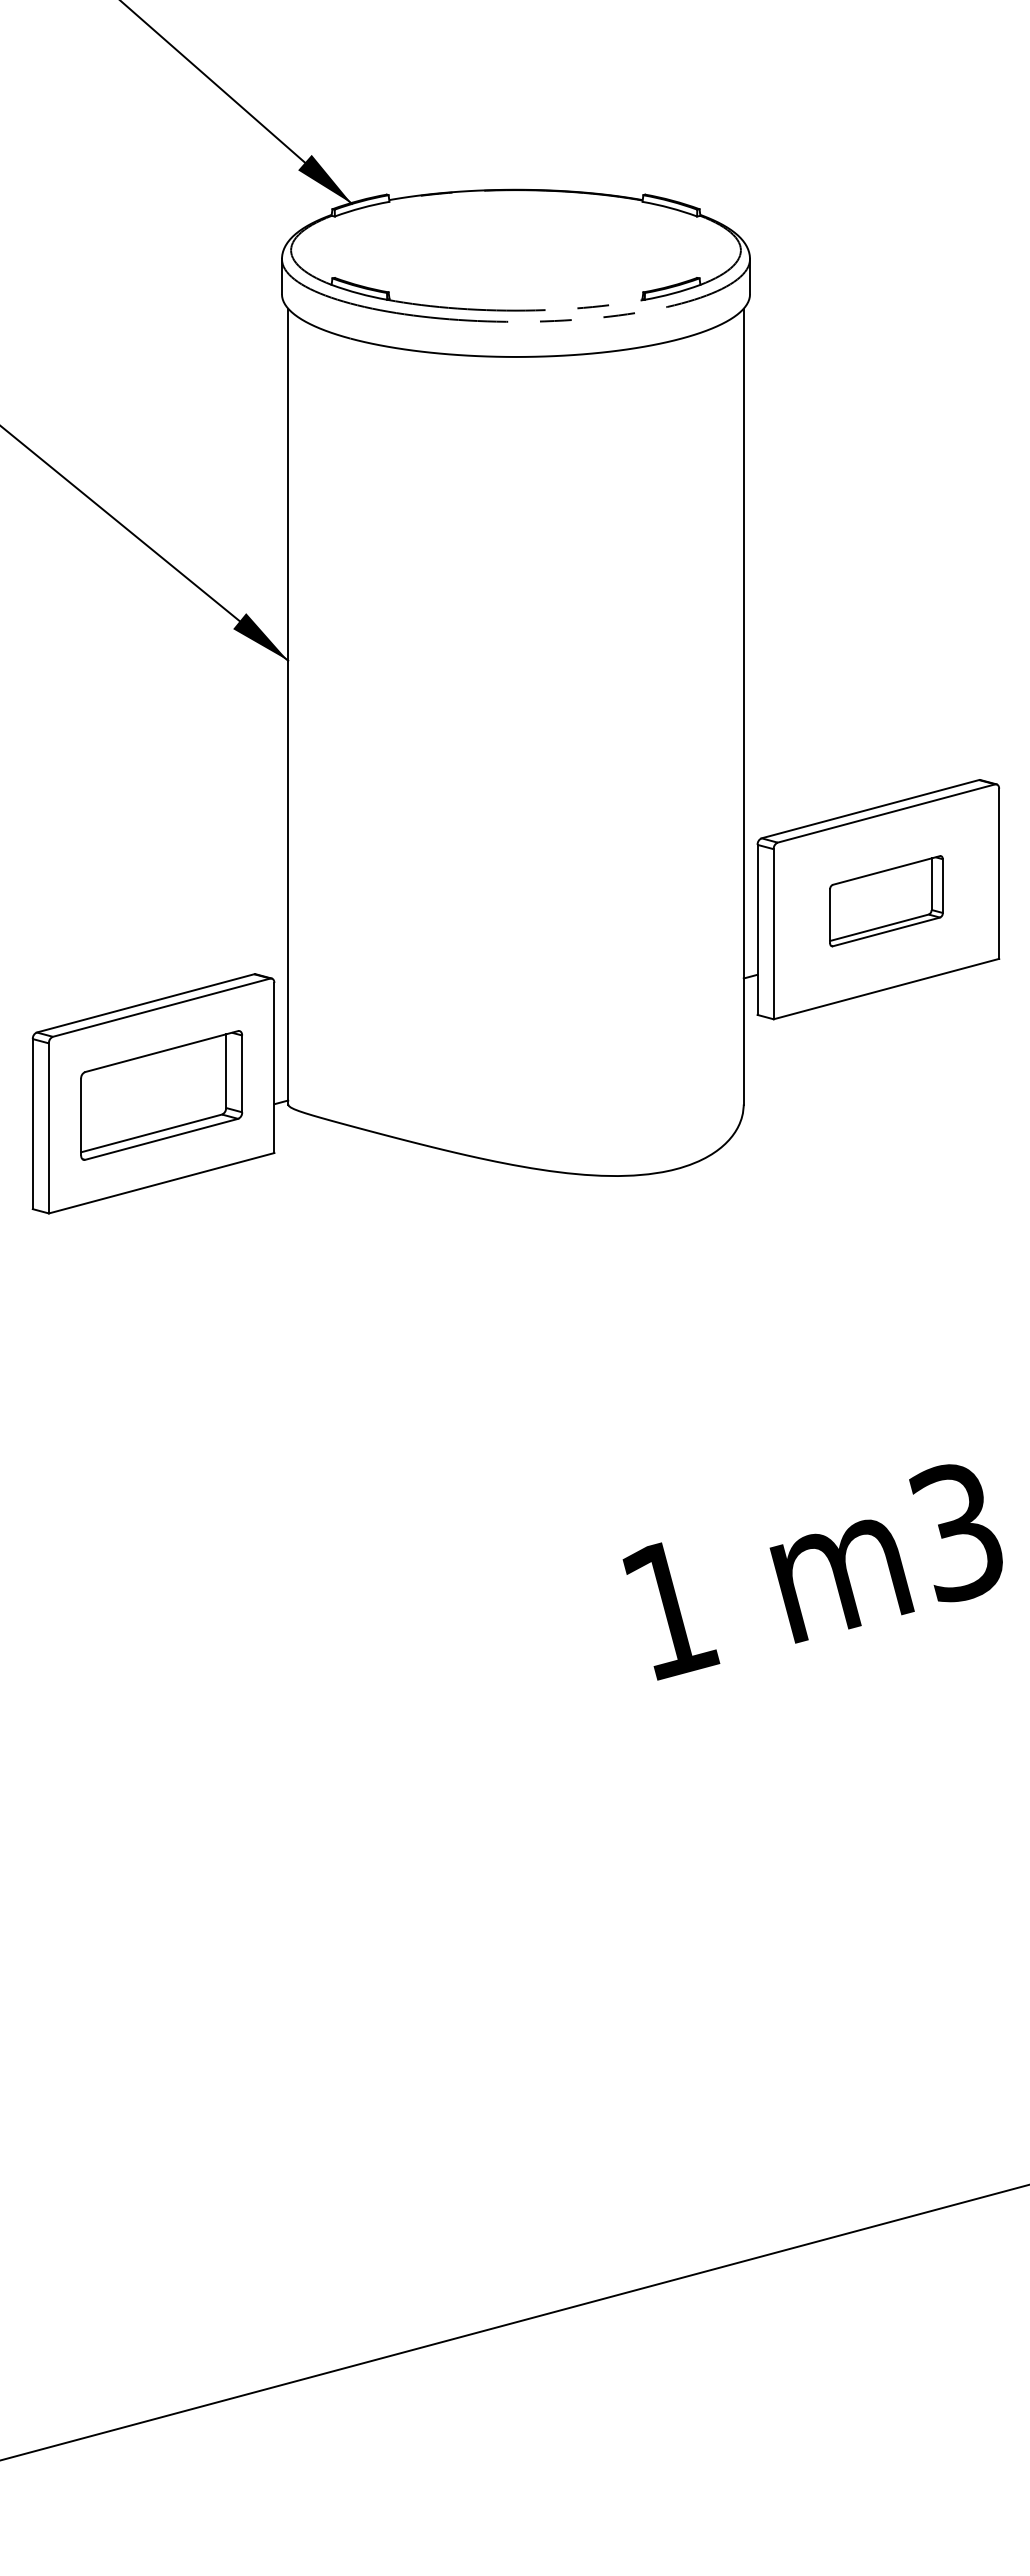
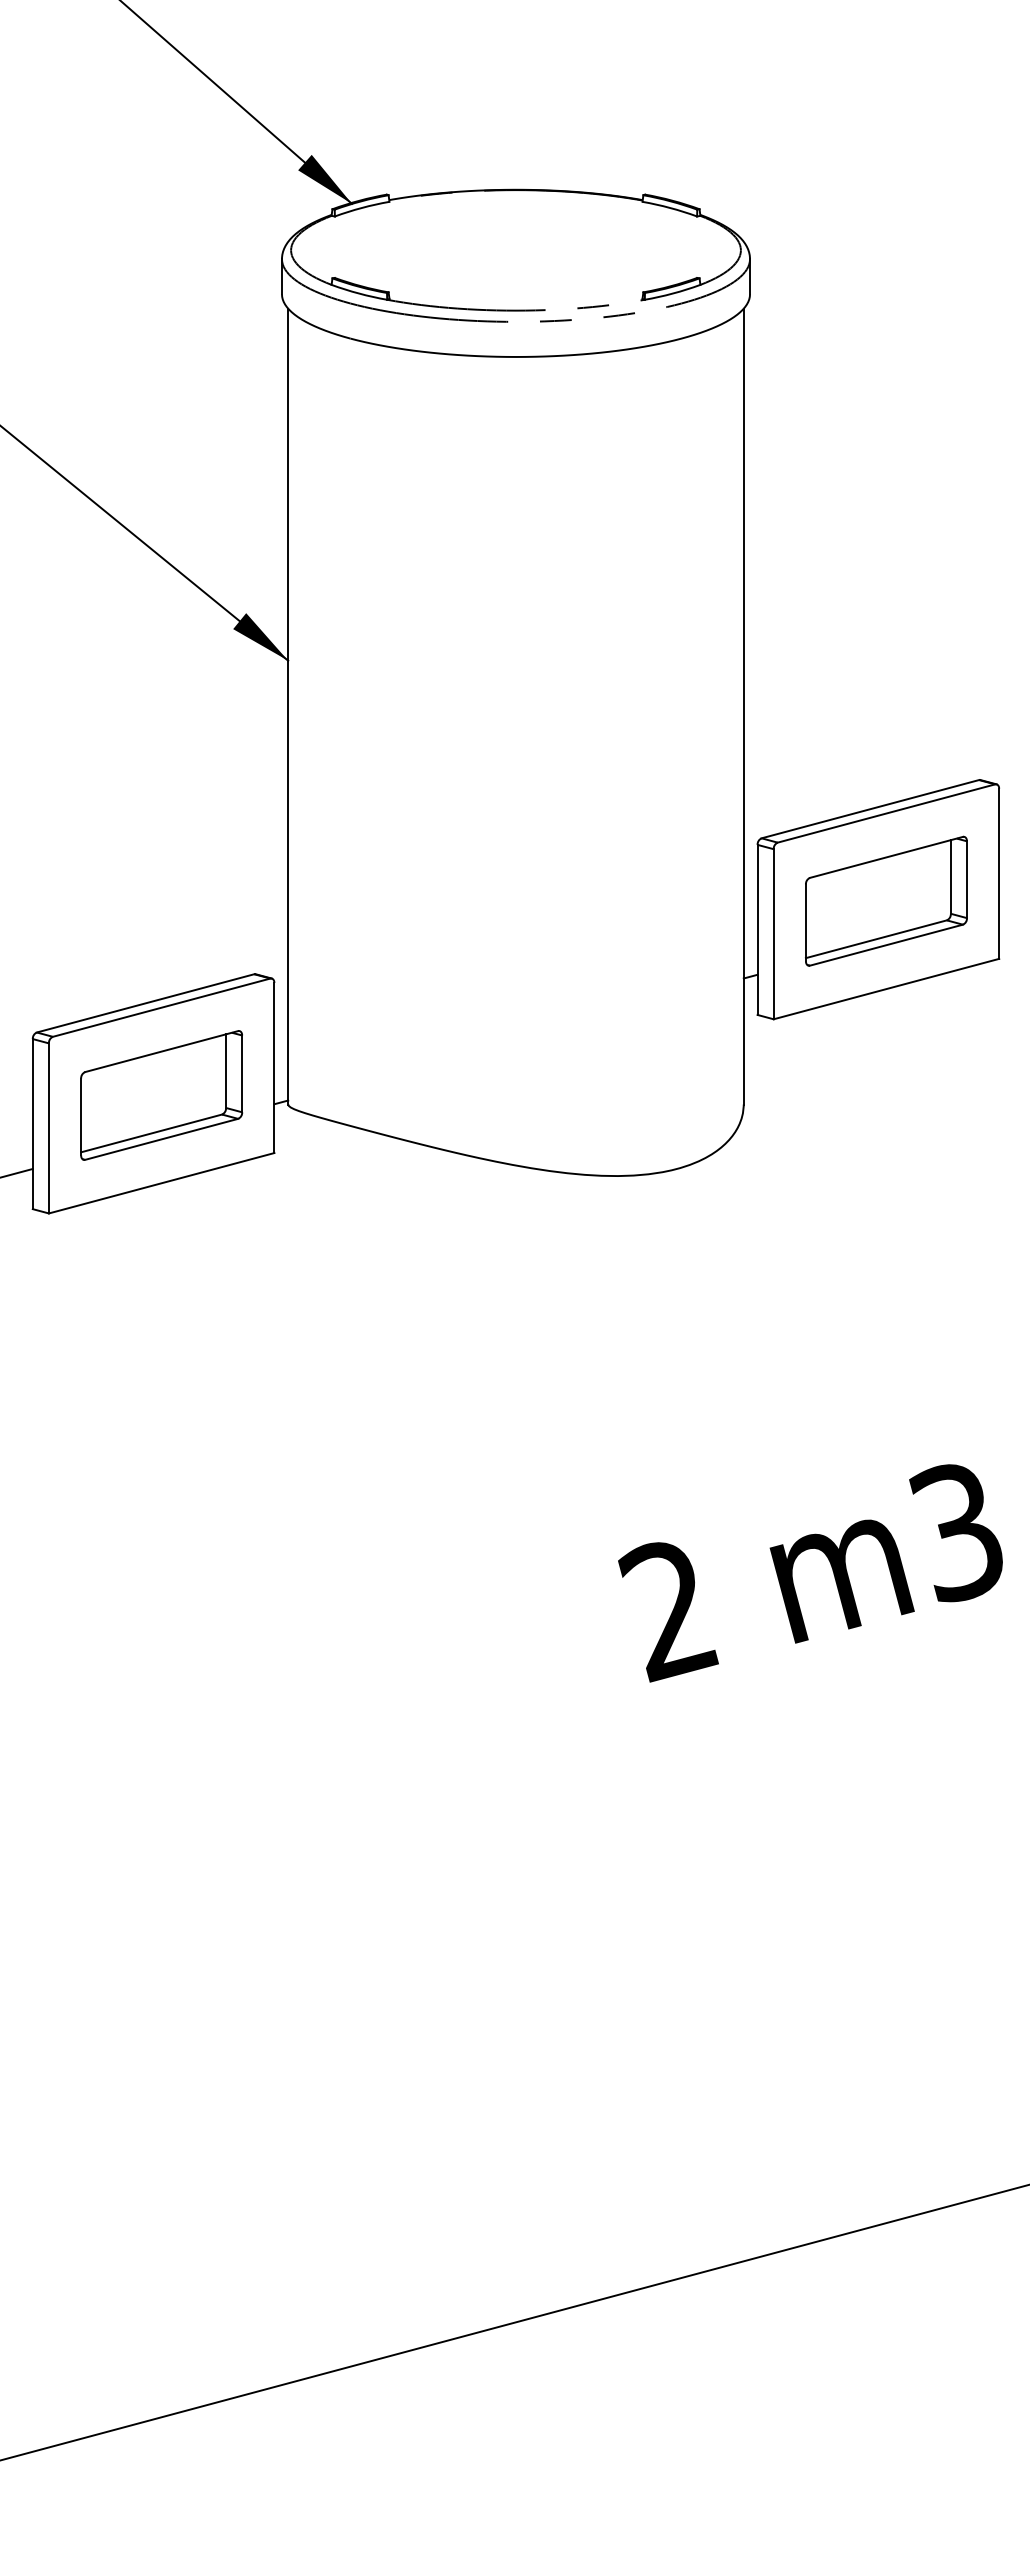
part size: 115x93 px -> 163x132 px (886, 900)
line: none -> present (17, 1172)
text: 1 -> 2 (669, 1612)
